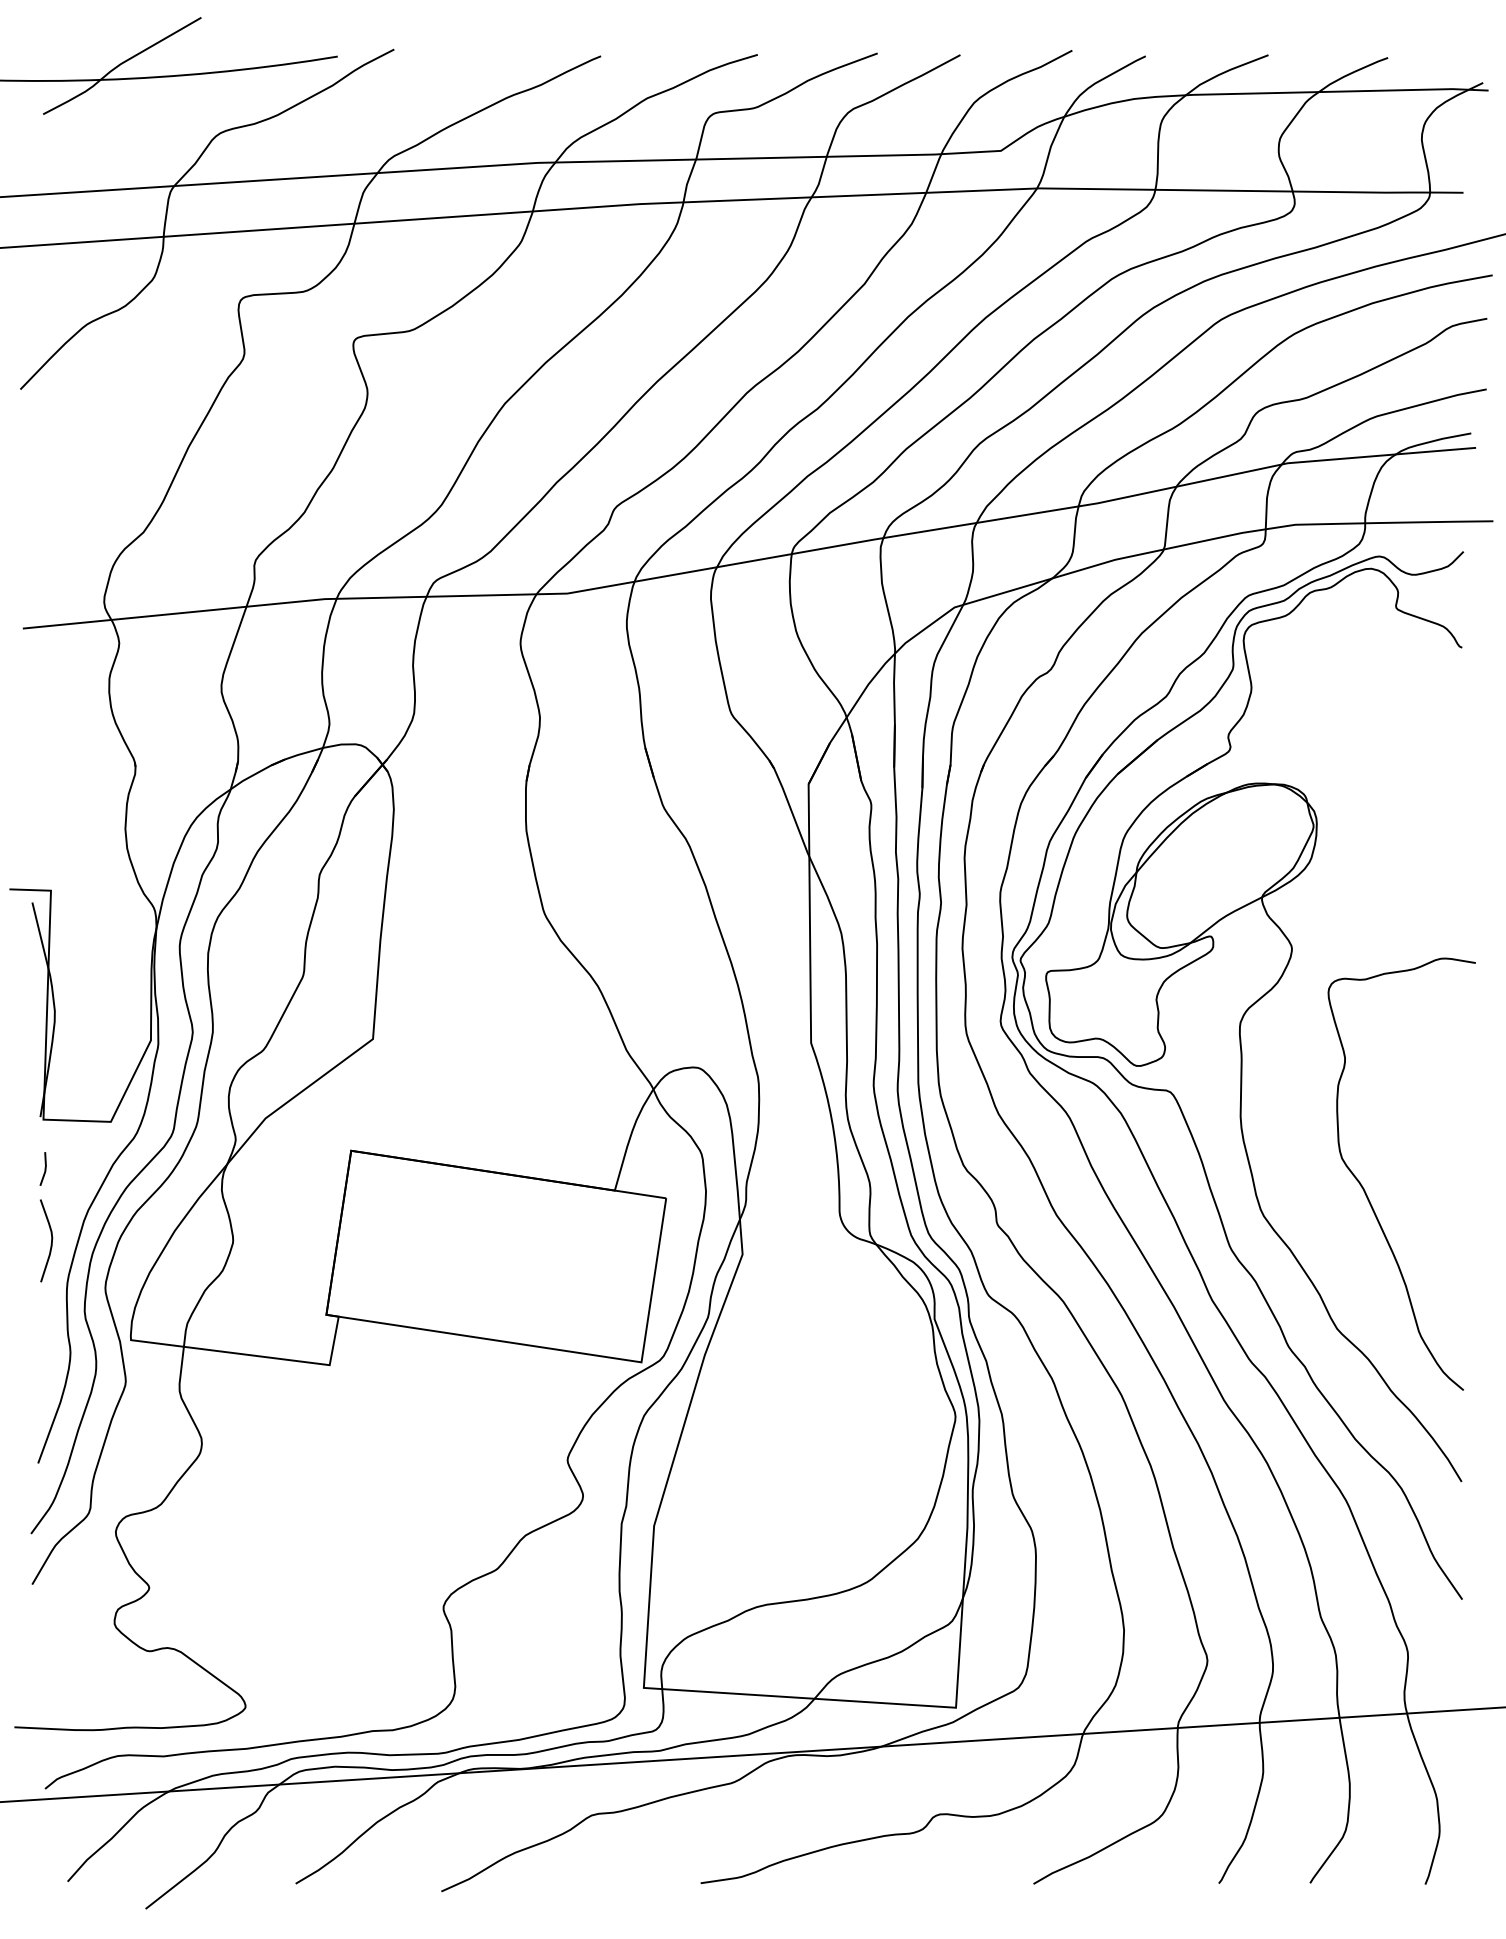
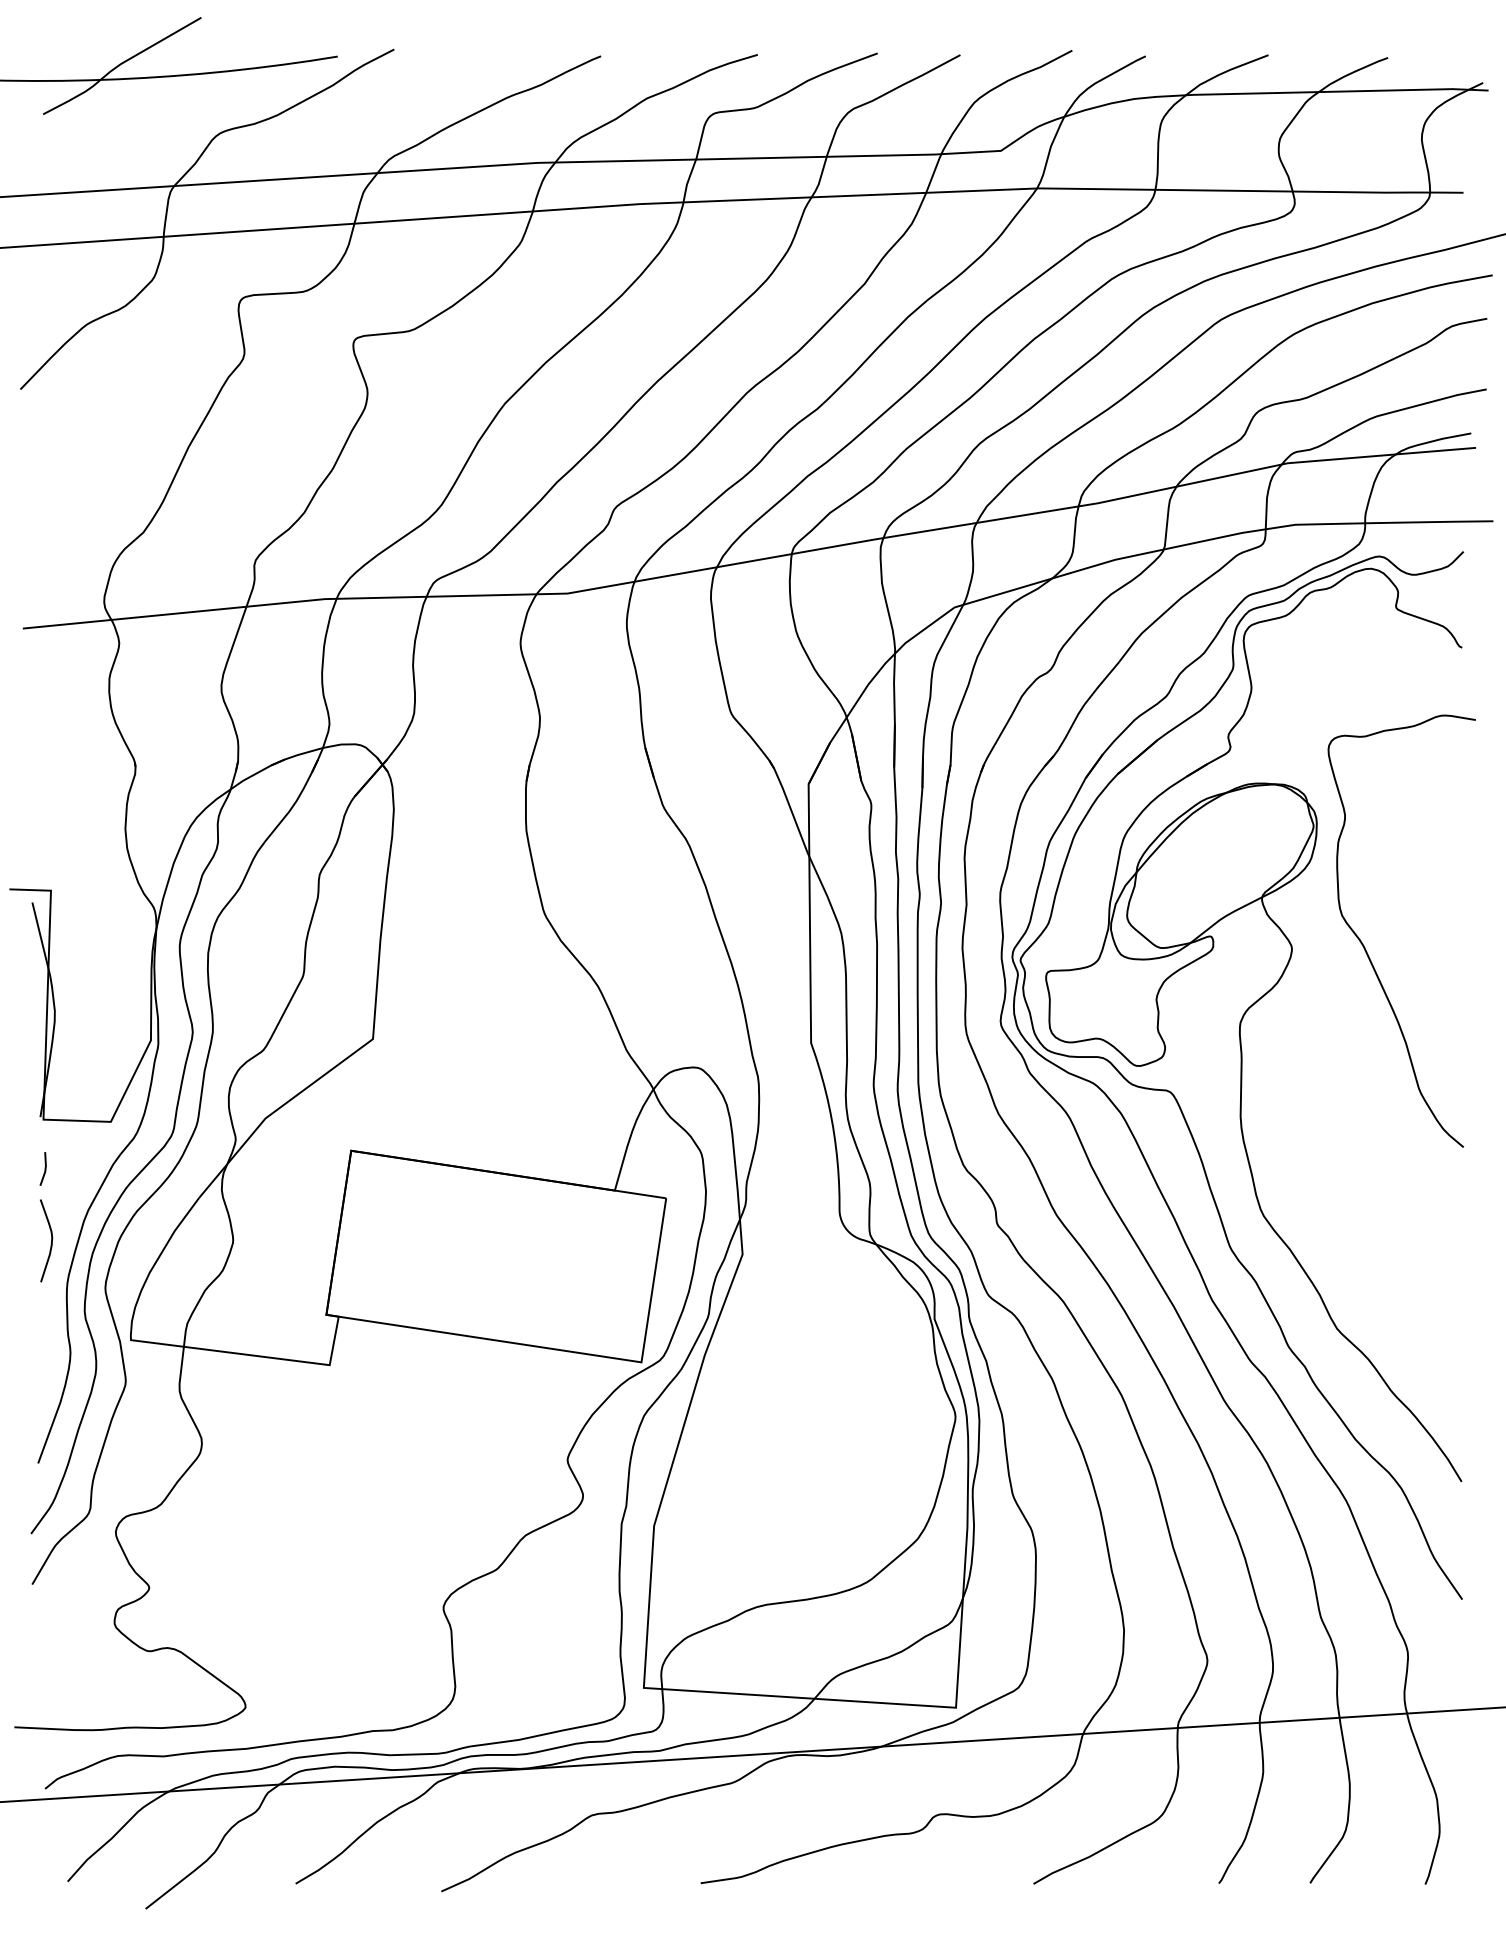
curve position: (1365, 1190) -> (1365, 947) (1365, 947)
